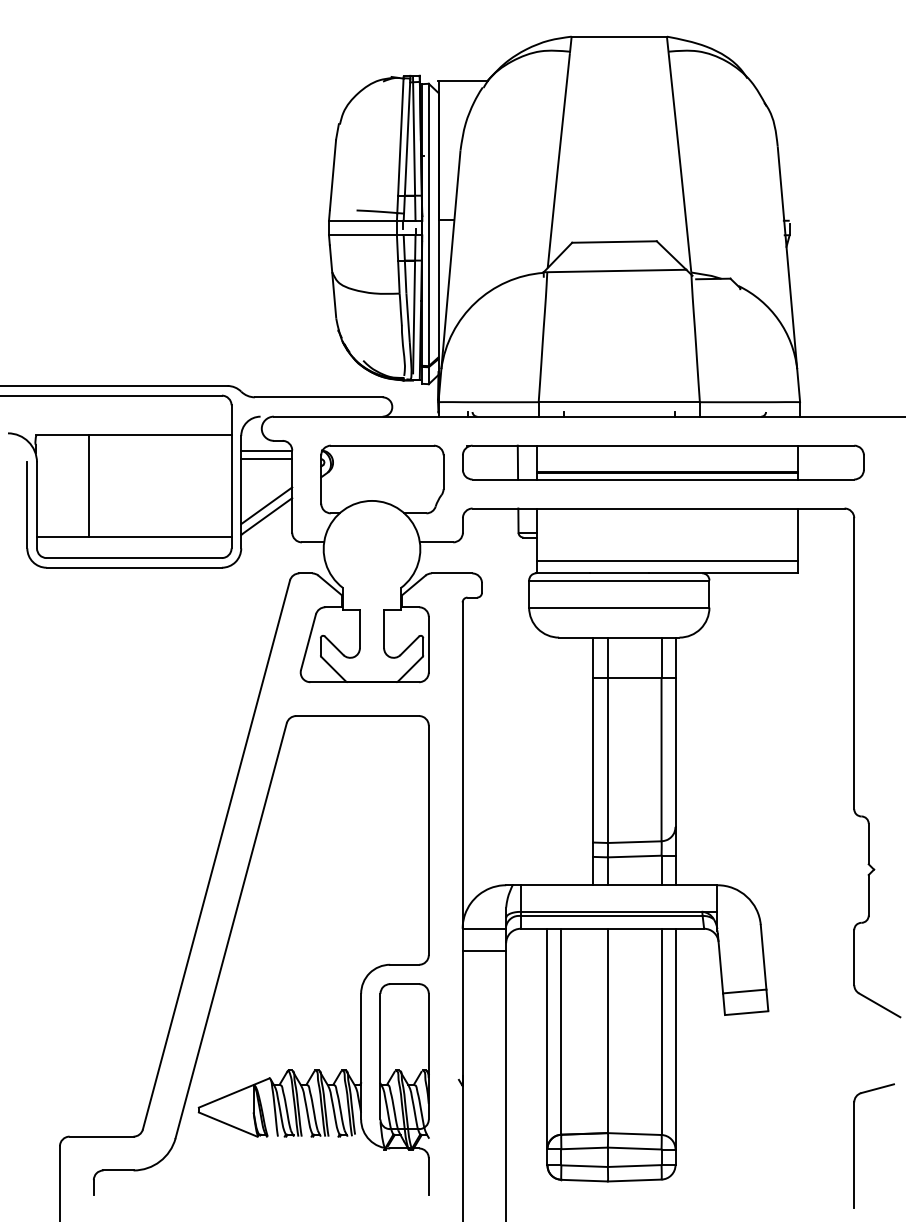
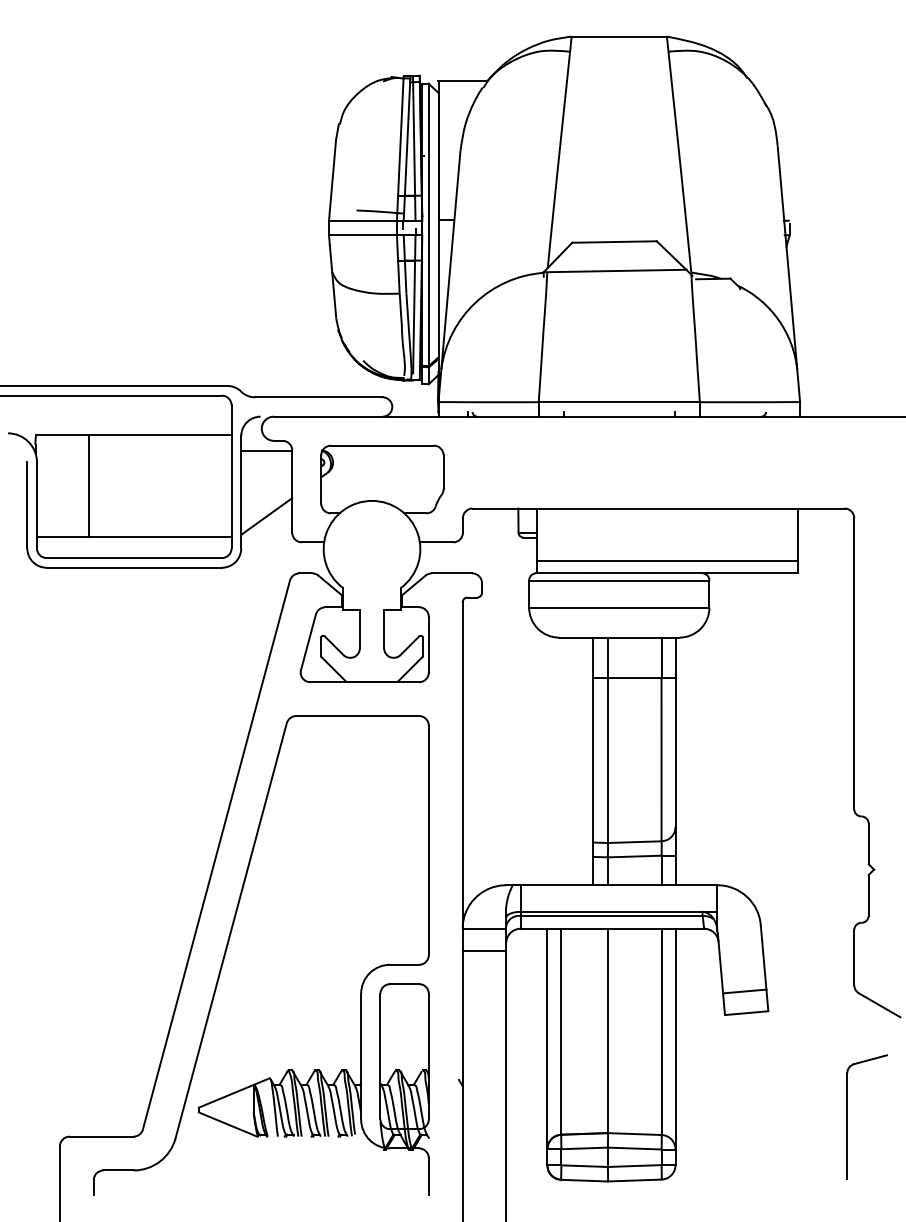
line: present -> none (266, 459)
part: present -> none (663, 462)
line: present -> none (266, 505)
part position: (854, 1145) -> (847, 1116) (847, 1116)
